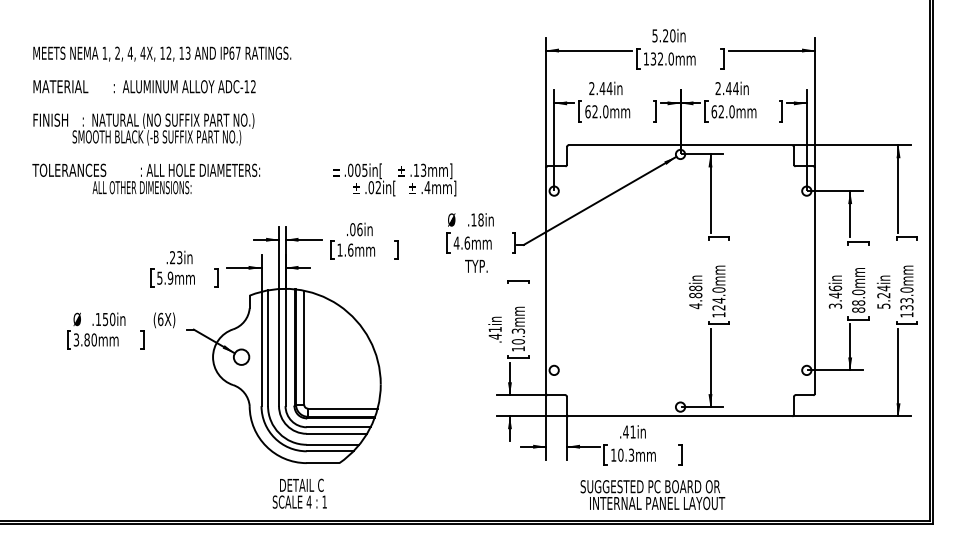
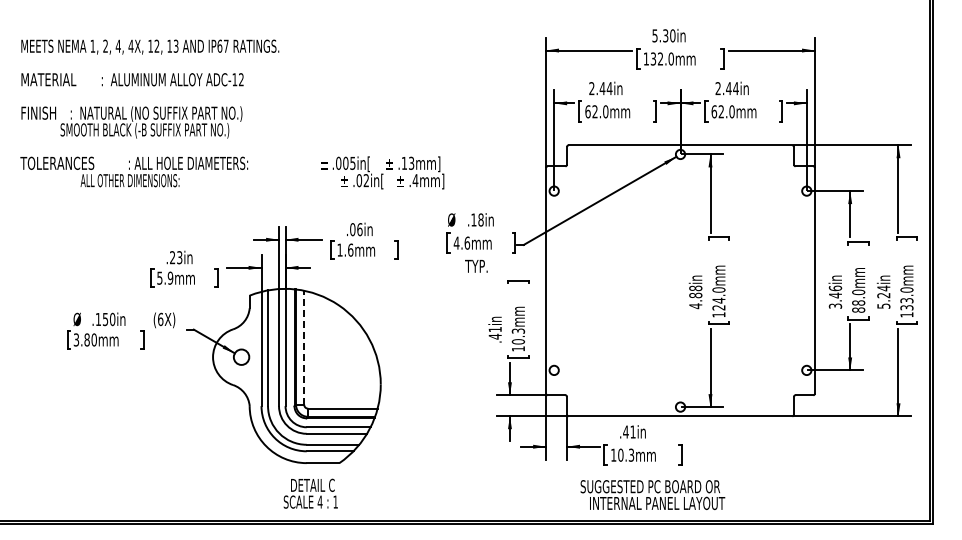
text: 5.20in -> 5.30in (665, 36)
text position: (244, 121) -> (232, 114) (232, 114)
line: solid -> dashed (304, 347)
text position: (299, 493) -> (310, 493) (310, 493)
